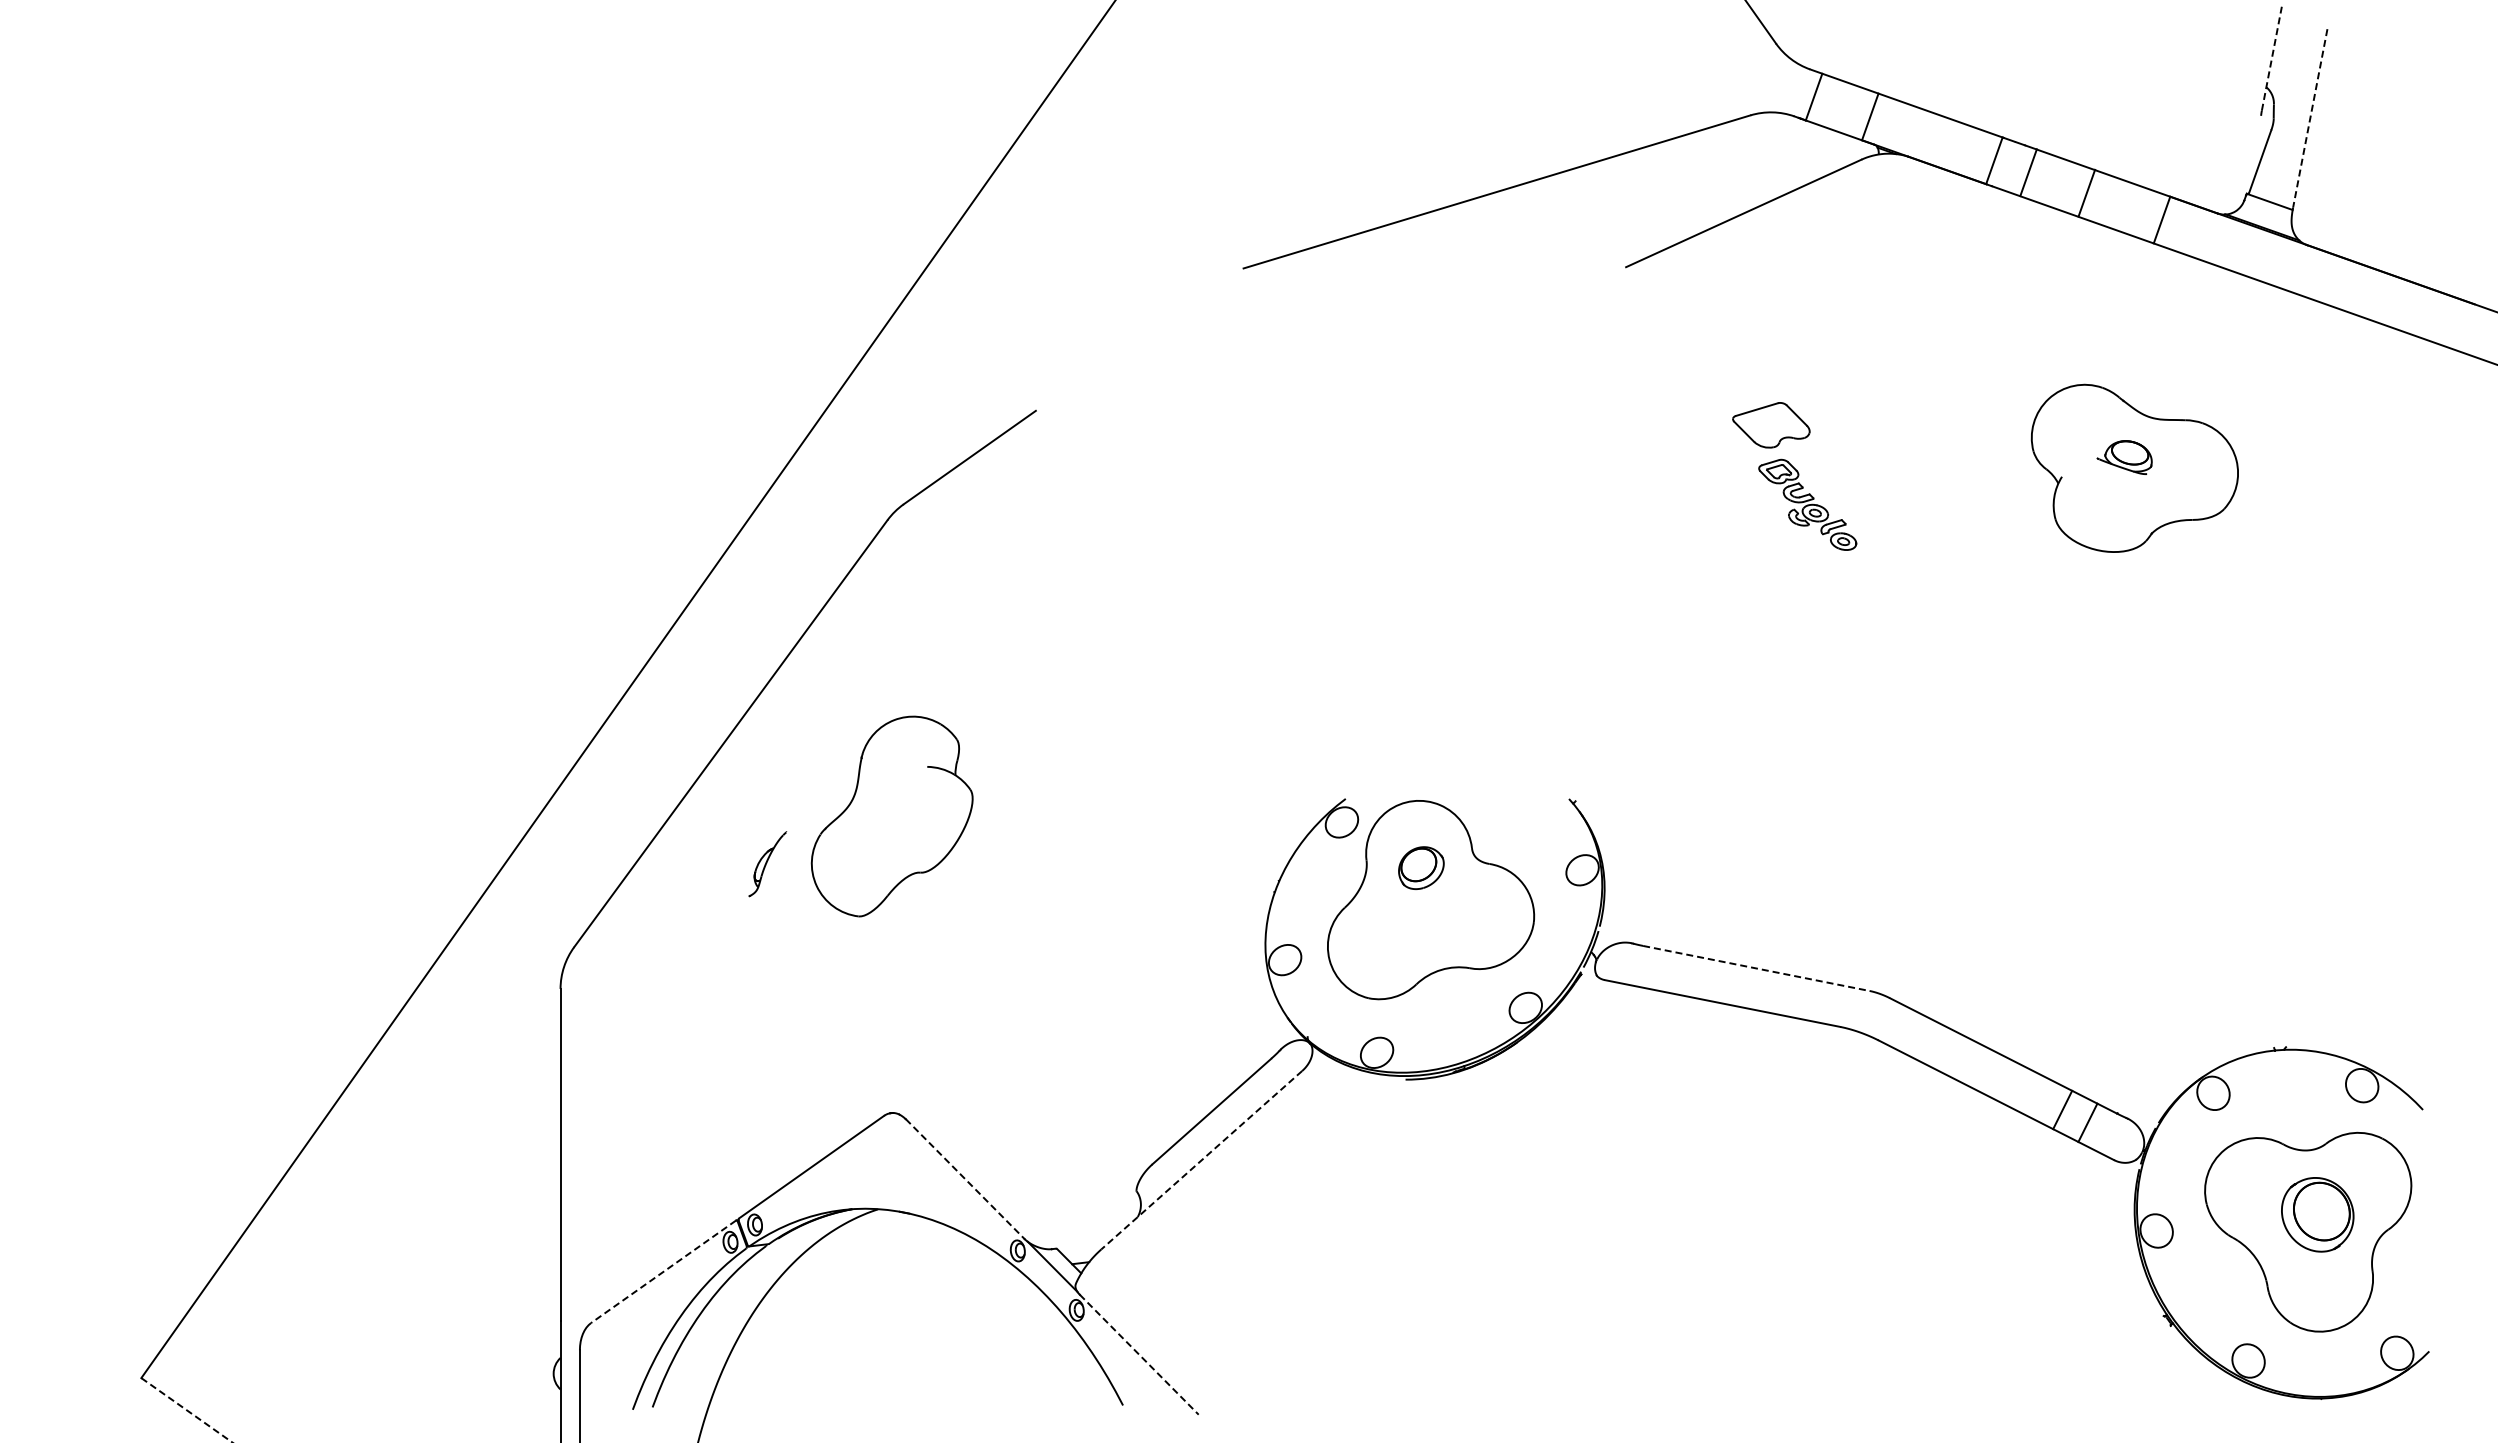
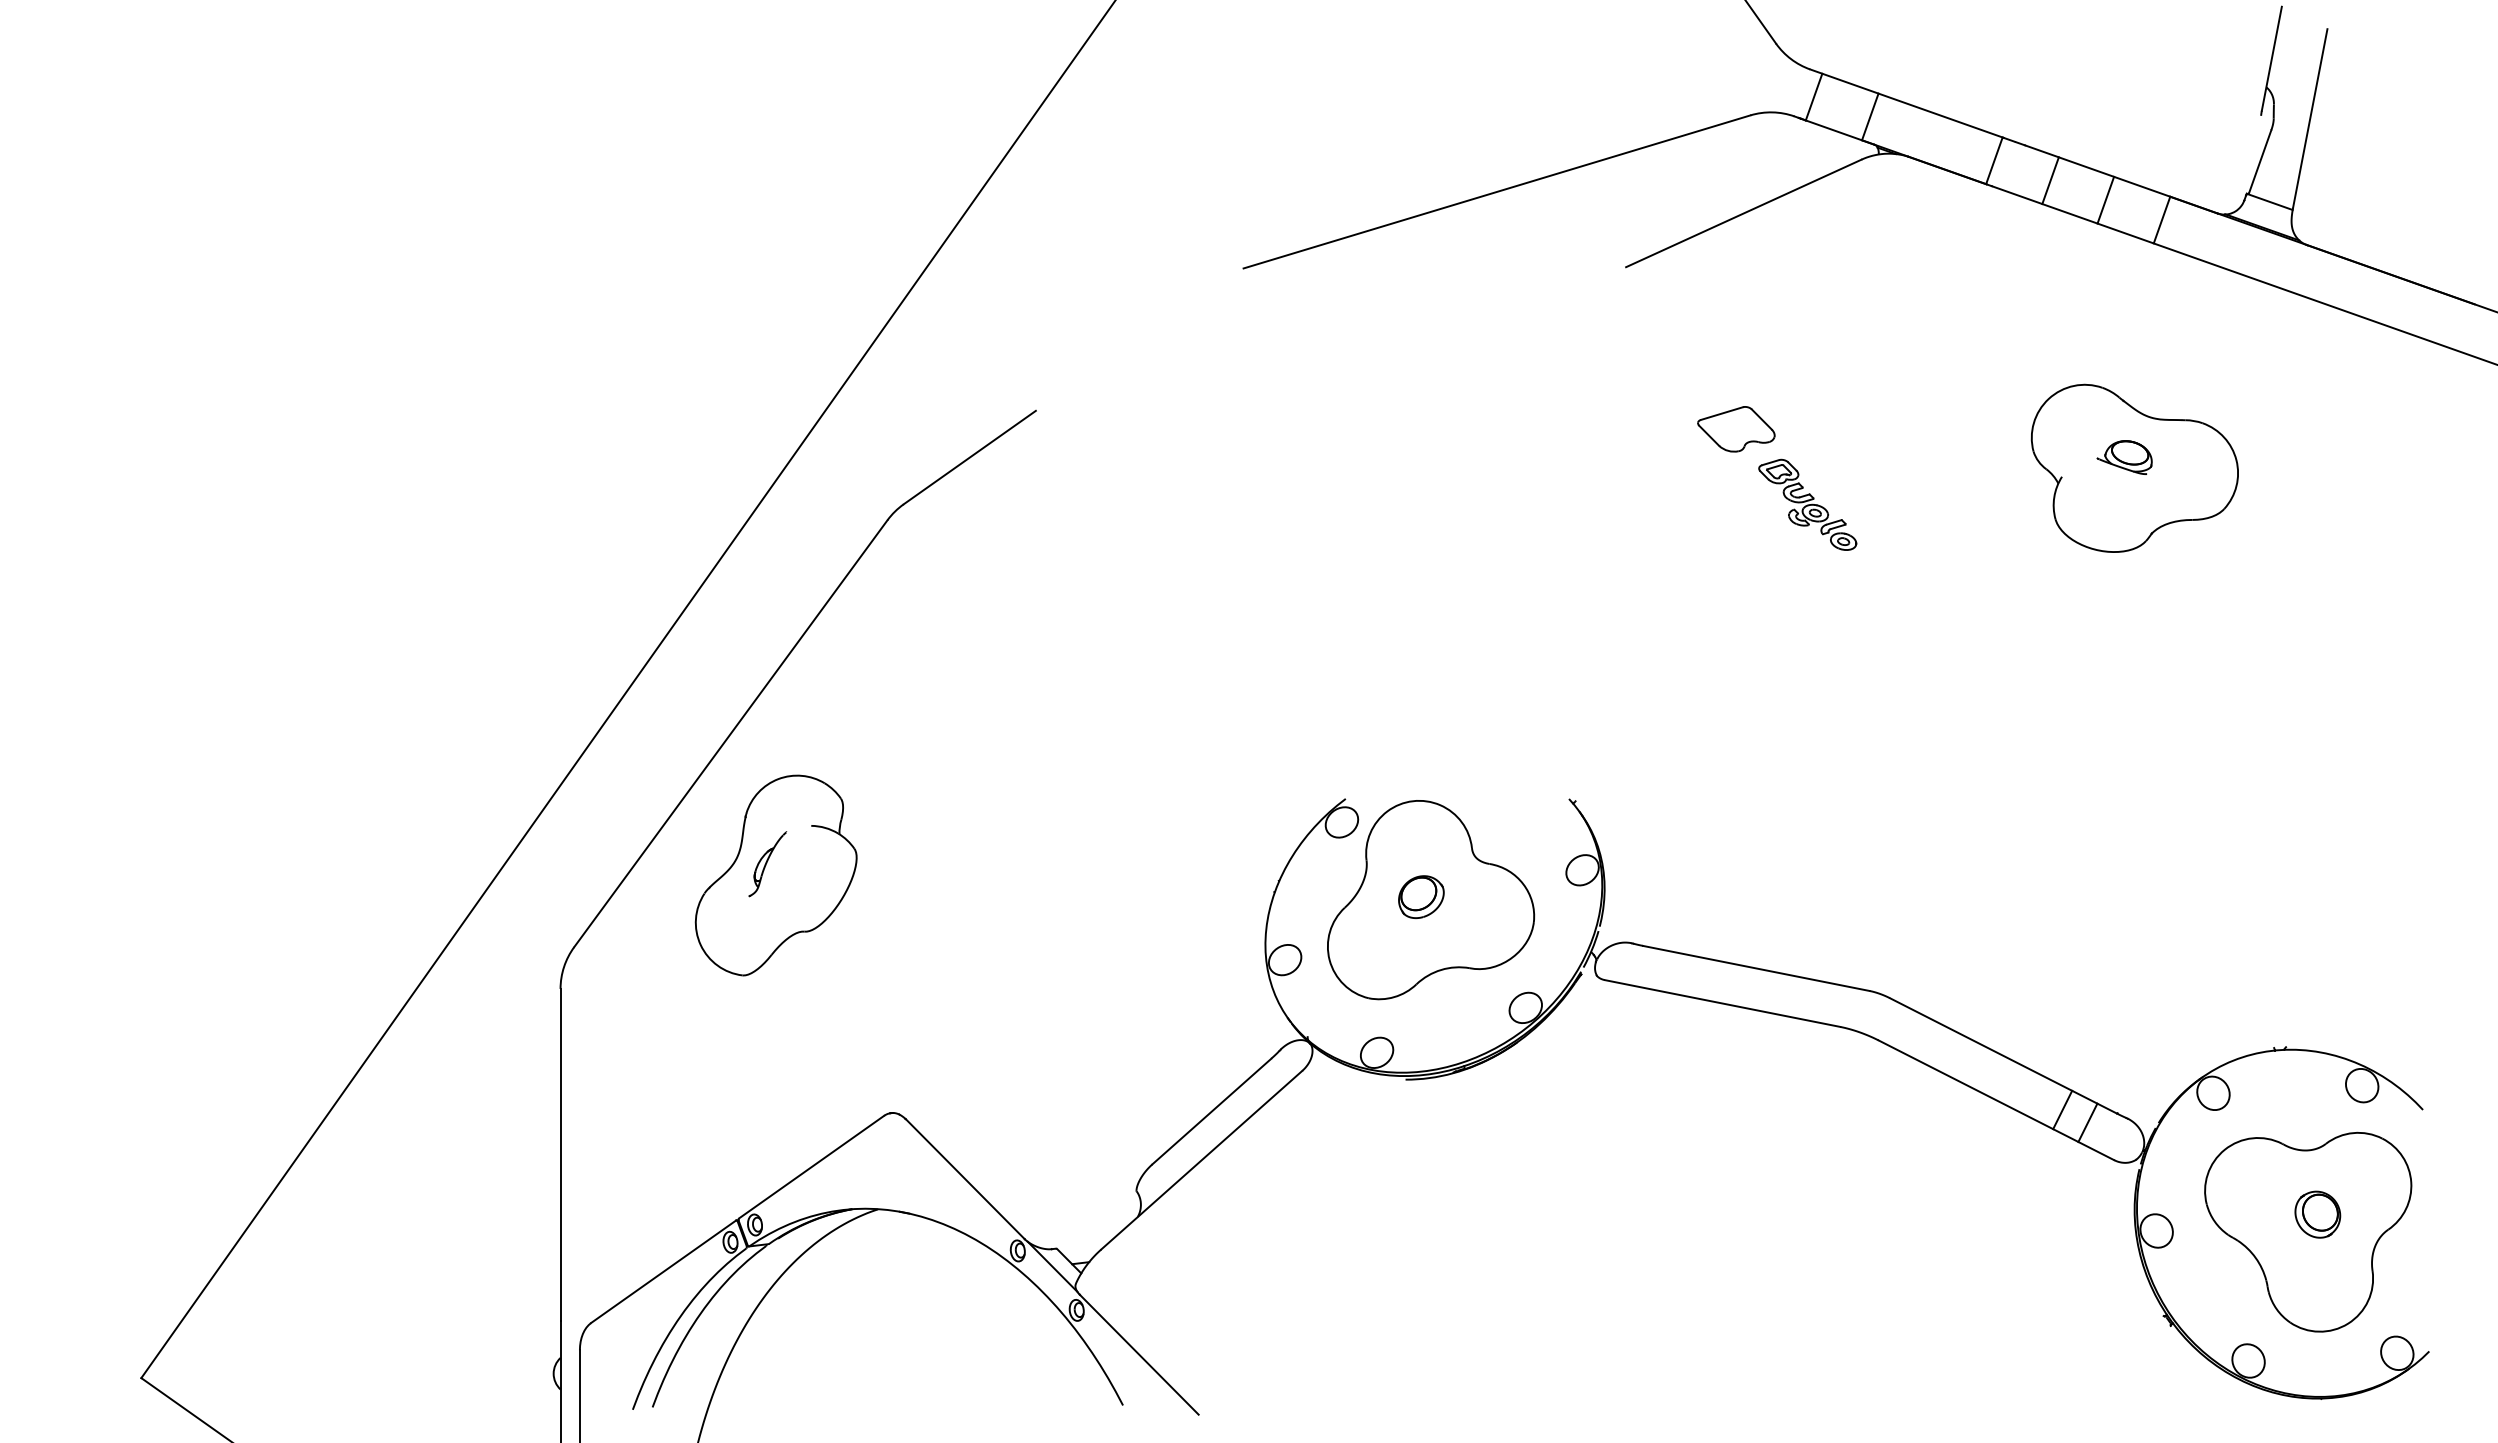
line: dashed -> solid (2271, 58)
line: dashed -> solid (2310, 118)
line position: (2028, 172) -> (2050, 180) (2050, 180)
line position: (2086, 192) -> (2105, 199) (2105, 199)
part position: (1771, 425) -> (1736, 429) (1736, 429)
part position: (891, 816) -> (775, 875) (775, 875)
part position: (1421, 867) -> (1421, 896) (1421, 896)
line: dashed -> solid (1756, 968)
line: dashed -> solid (1201, 1160)
line: dashed -> solid (965, 1179)
part size: 74x76 px -> 48x49 px (2317, 1214)
line: dashed -> solid (663, 1271)
line: dashed -> solid (1139, 1355)
line: dashed -> solid (187, 1410)
